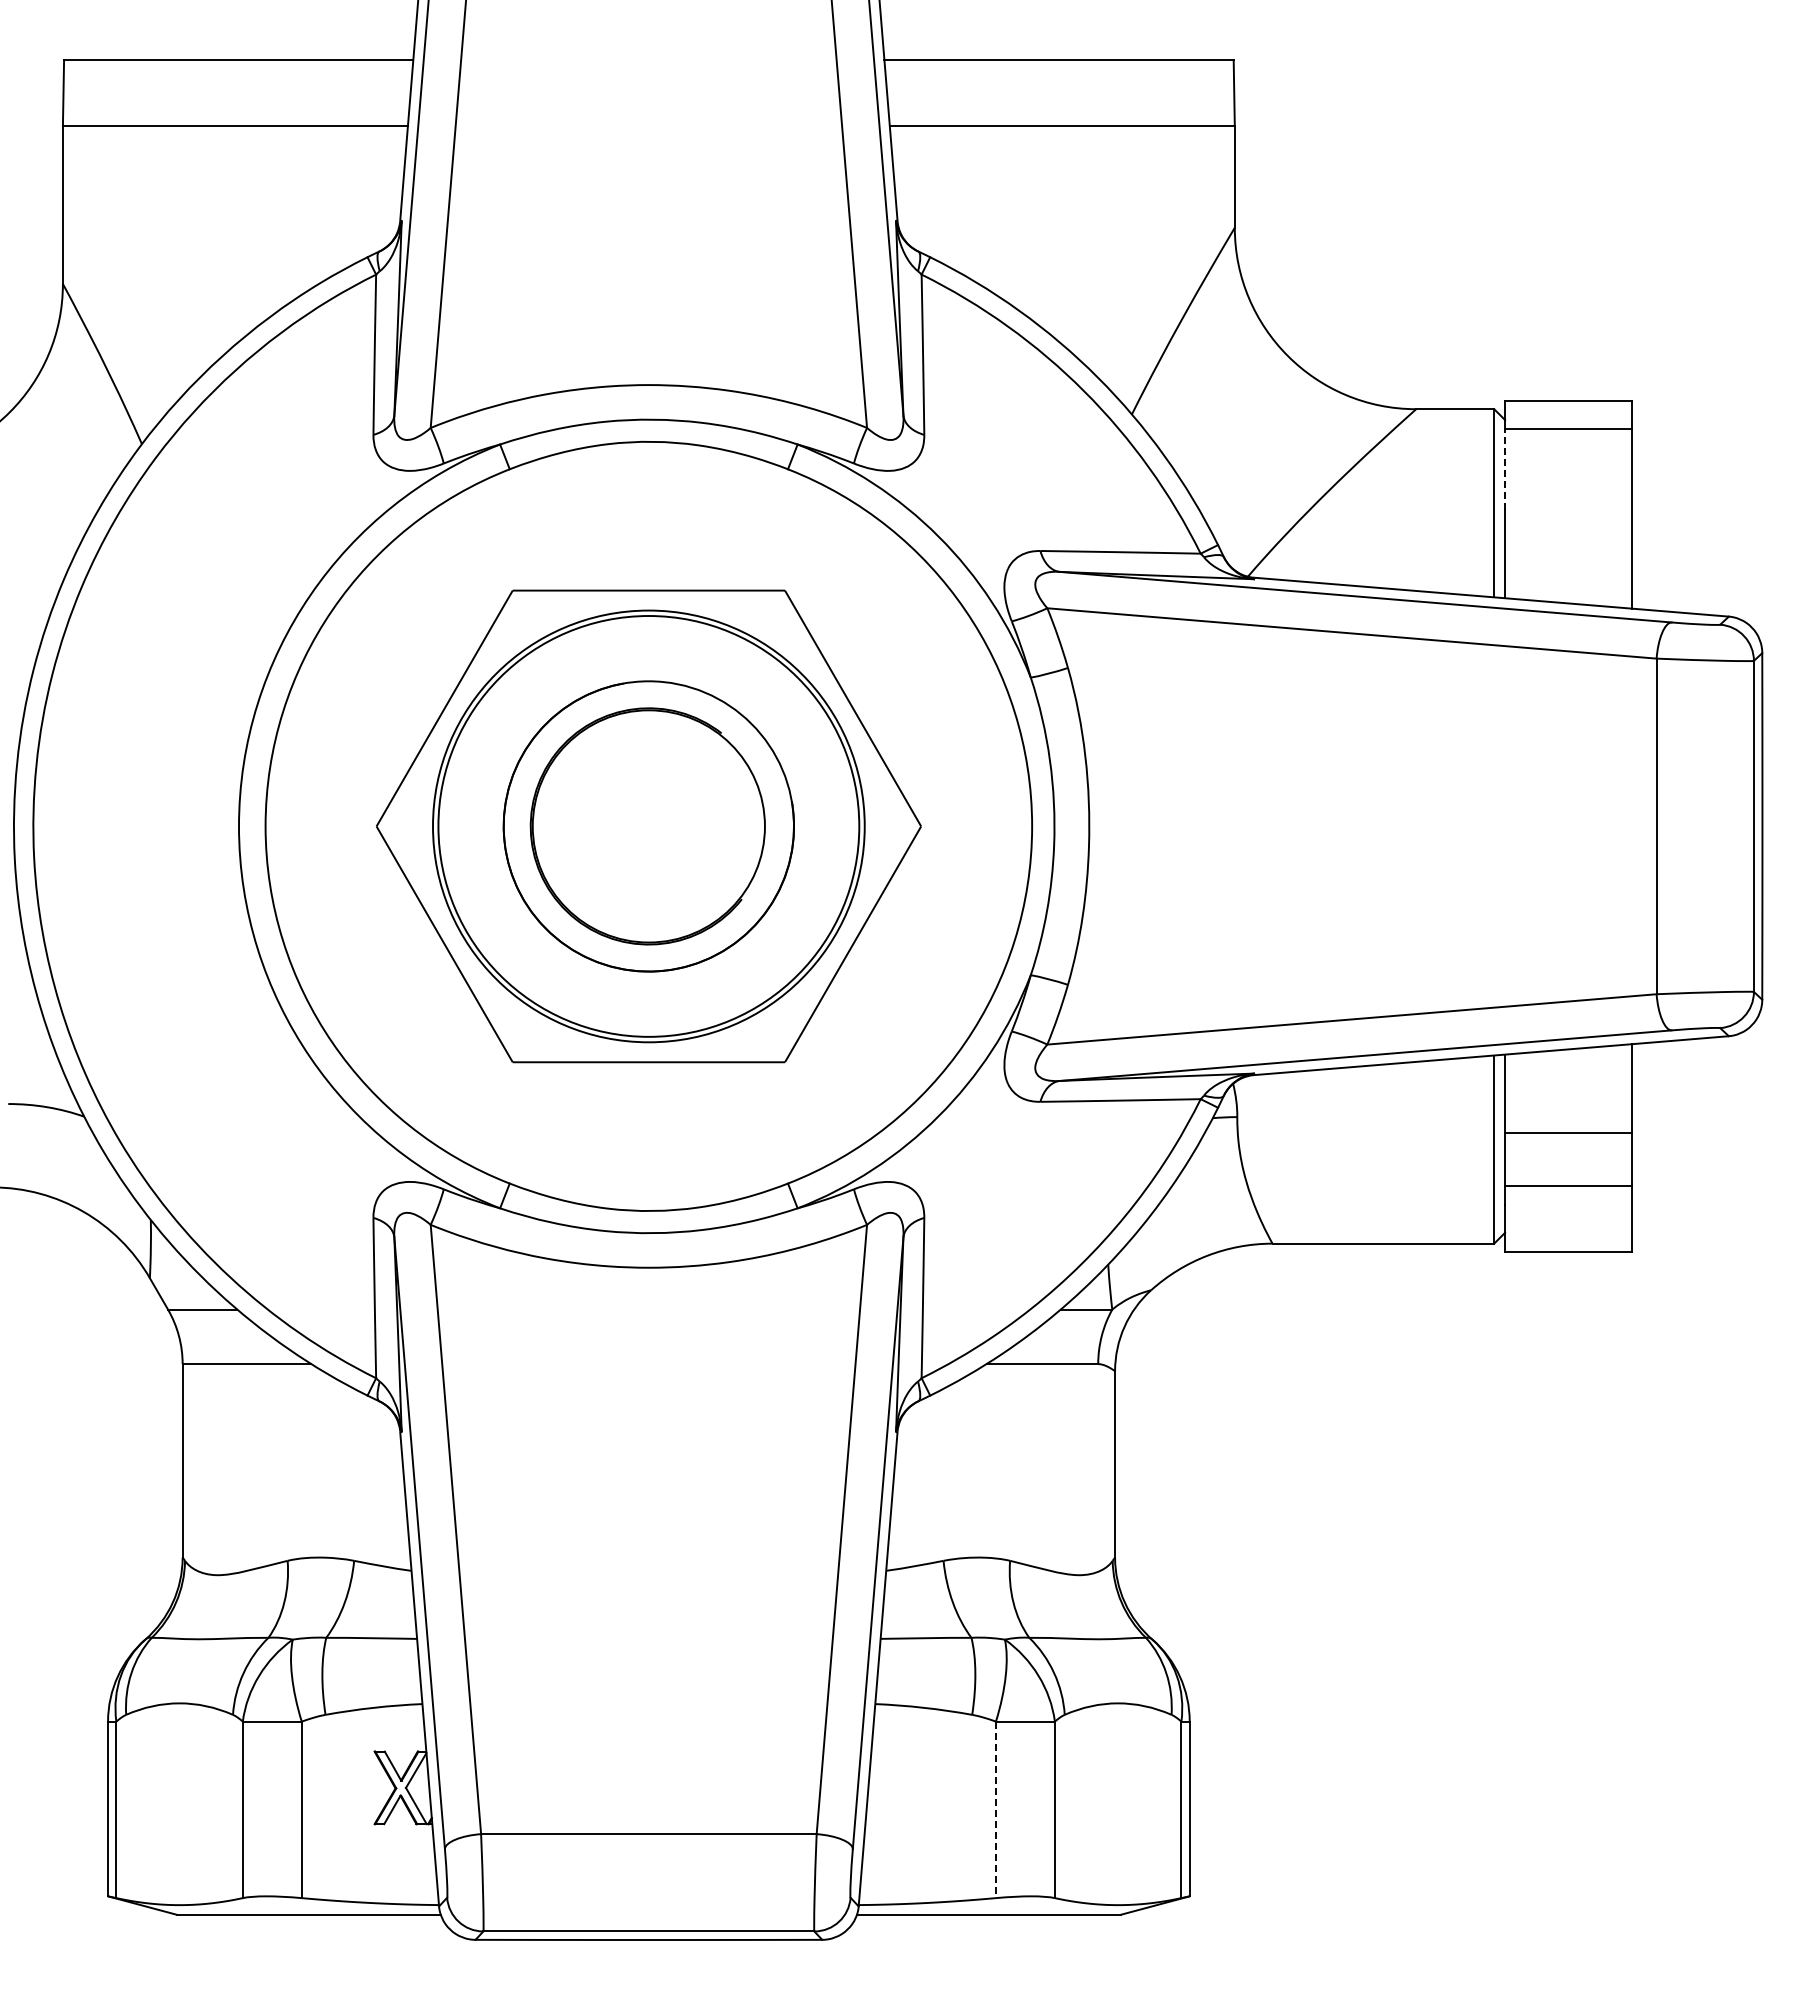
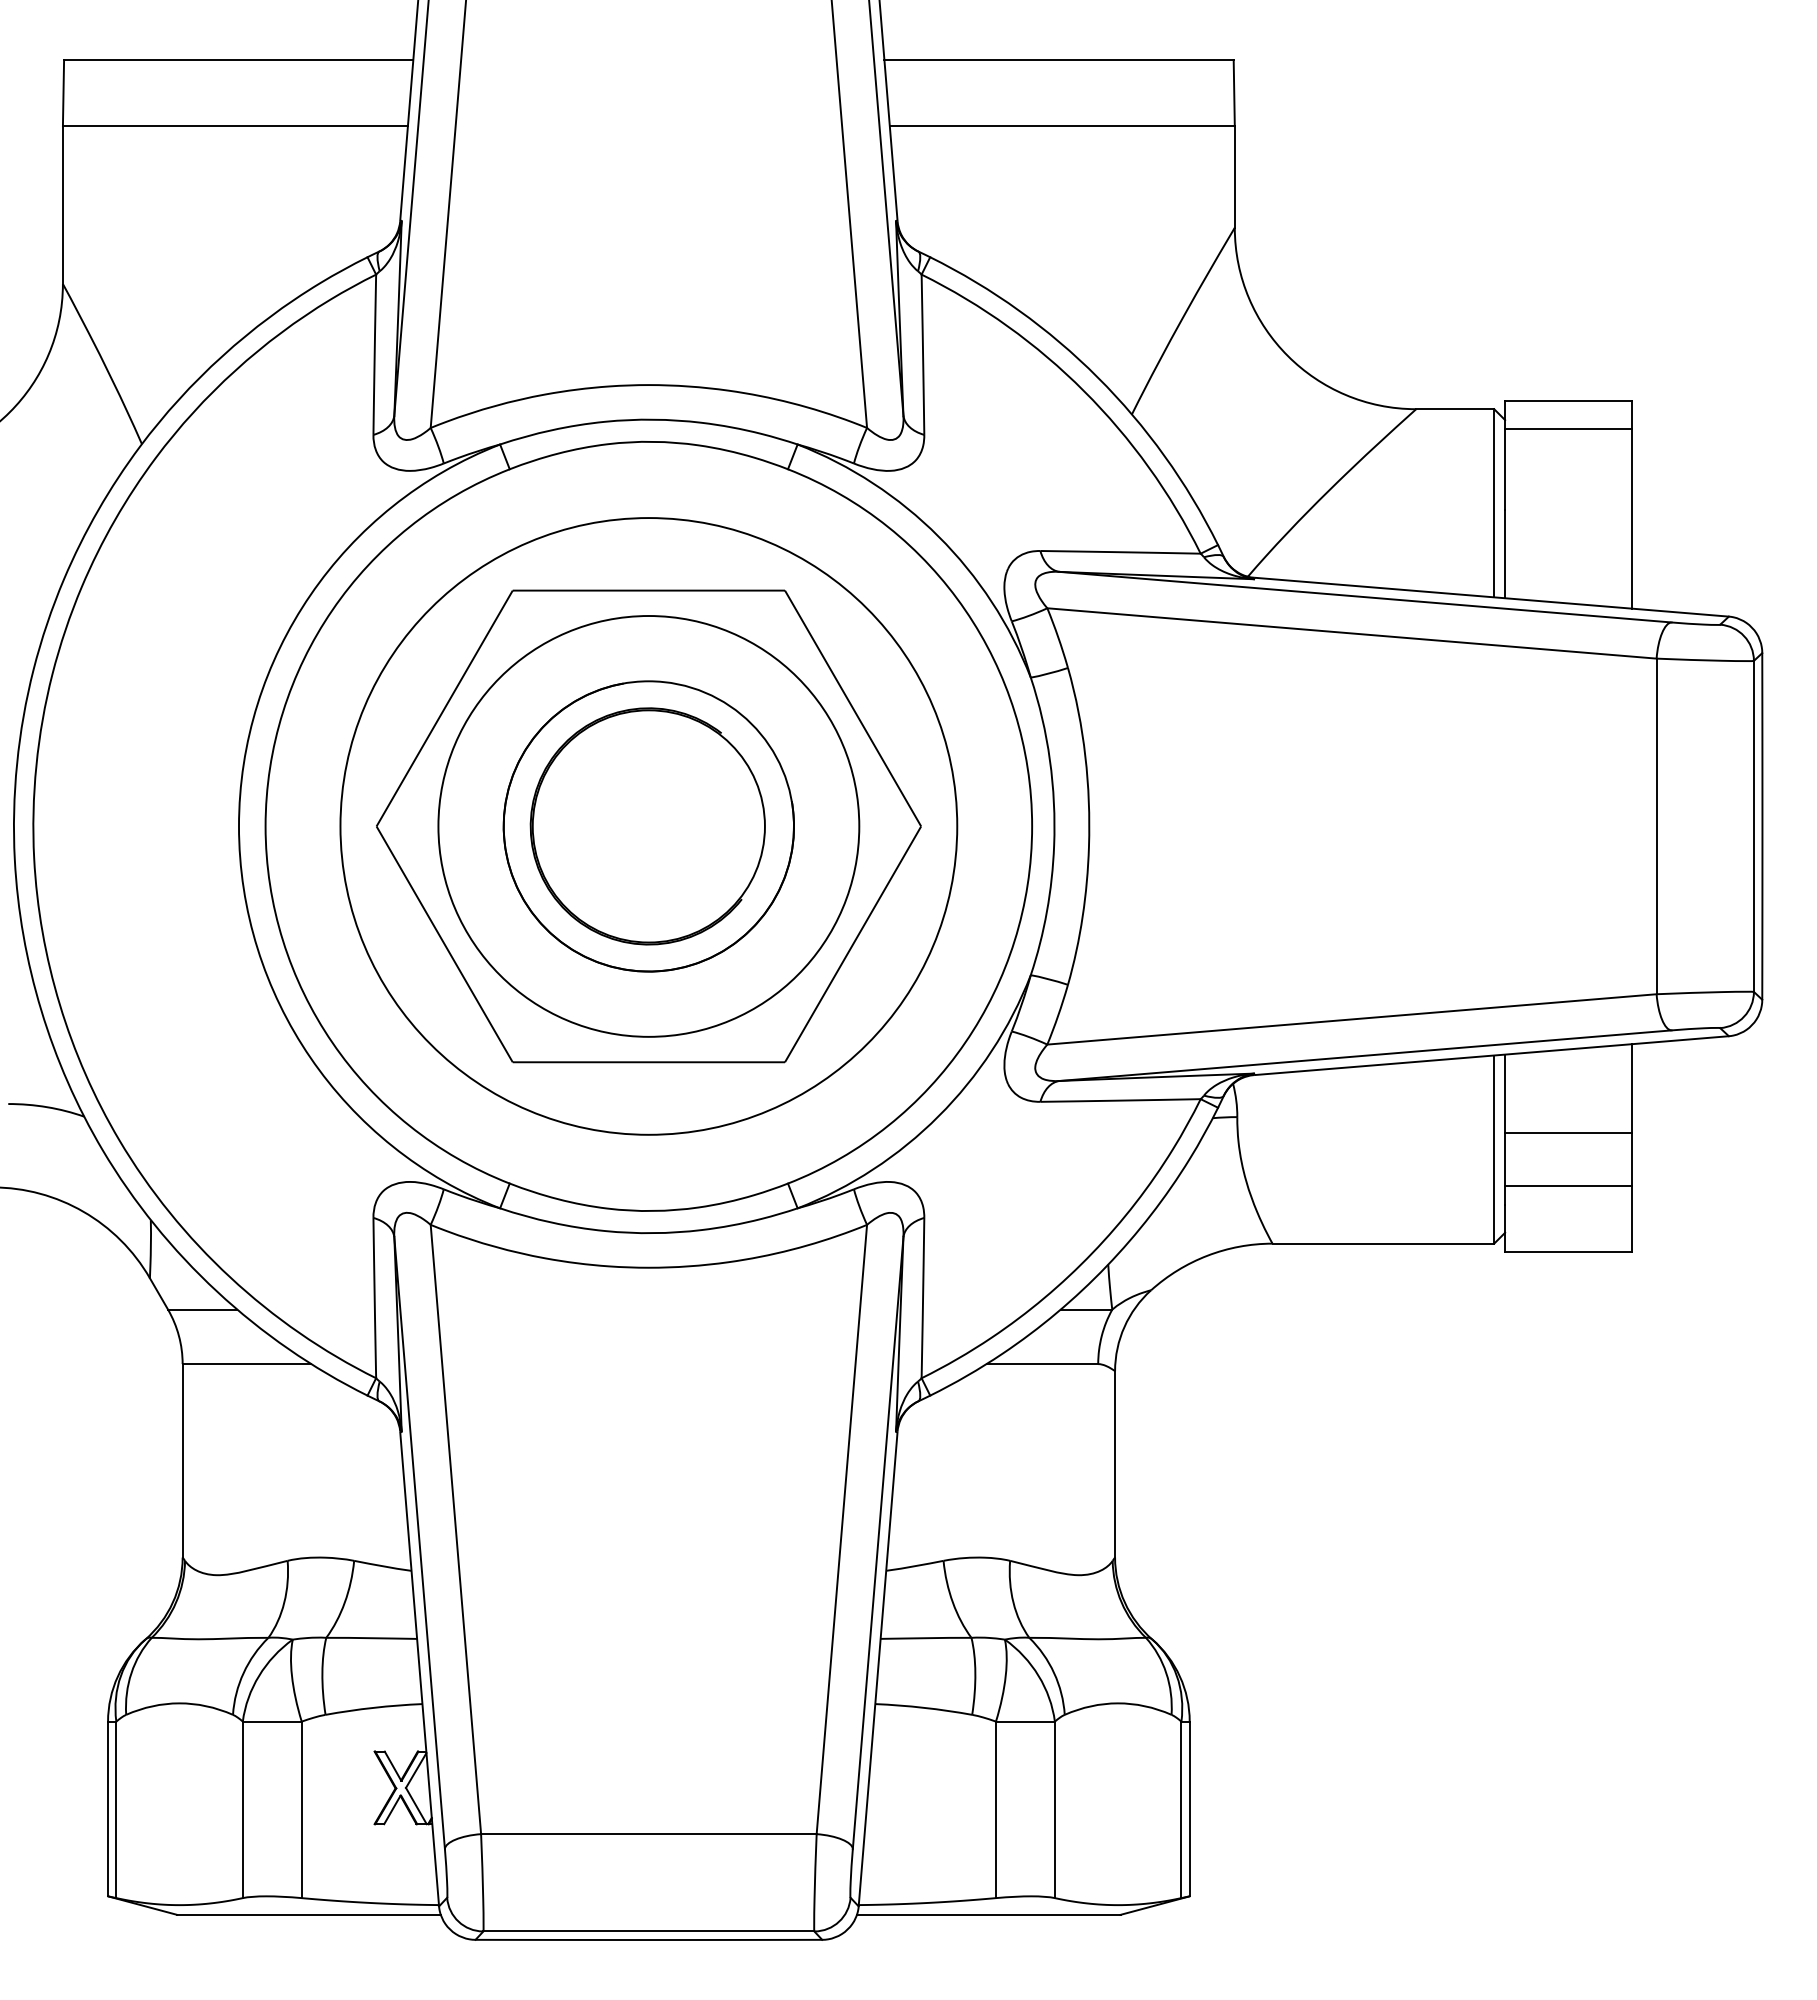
line: dashed -> solid (1505, 469)
circle diameter: 432 px -> 617 px (648, 826)
line: dashed -> solid (996, 1810)
